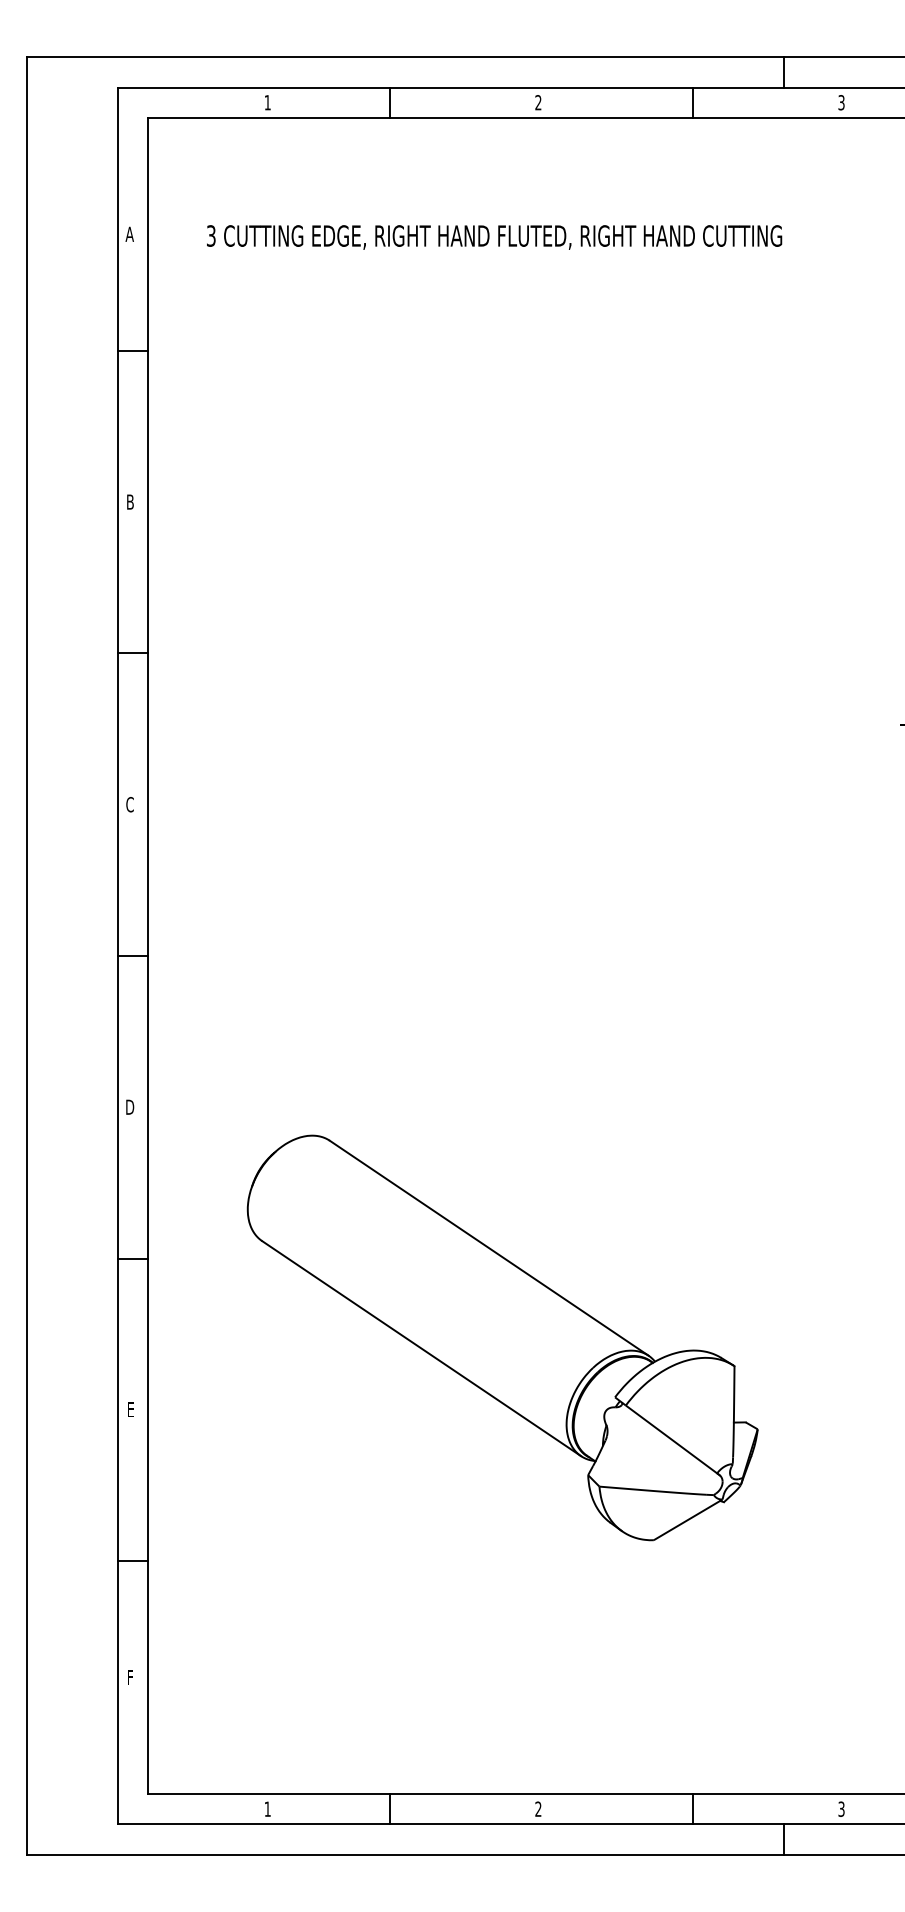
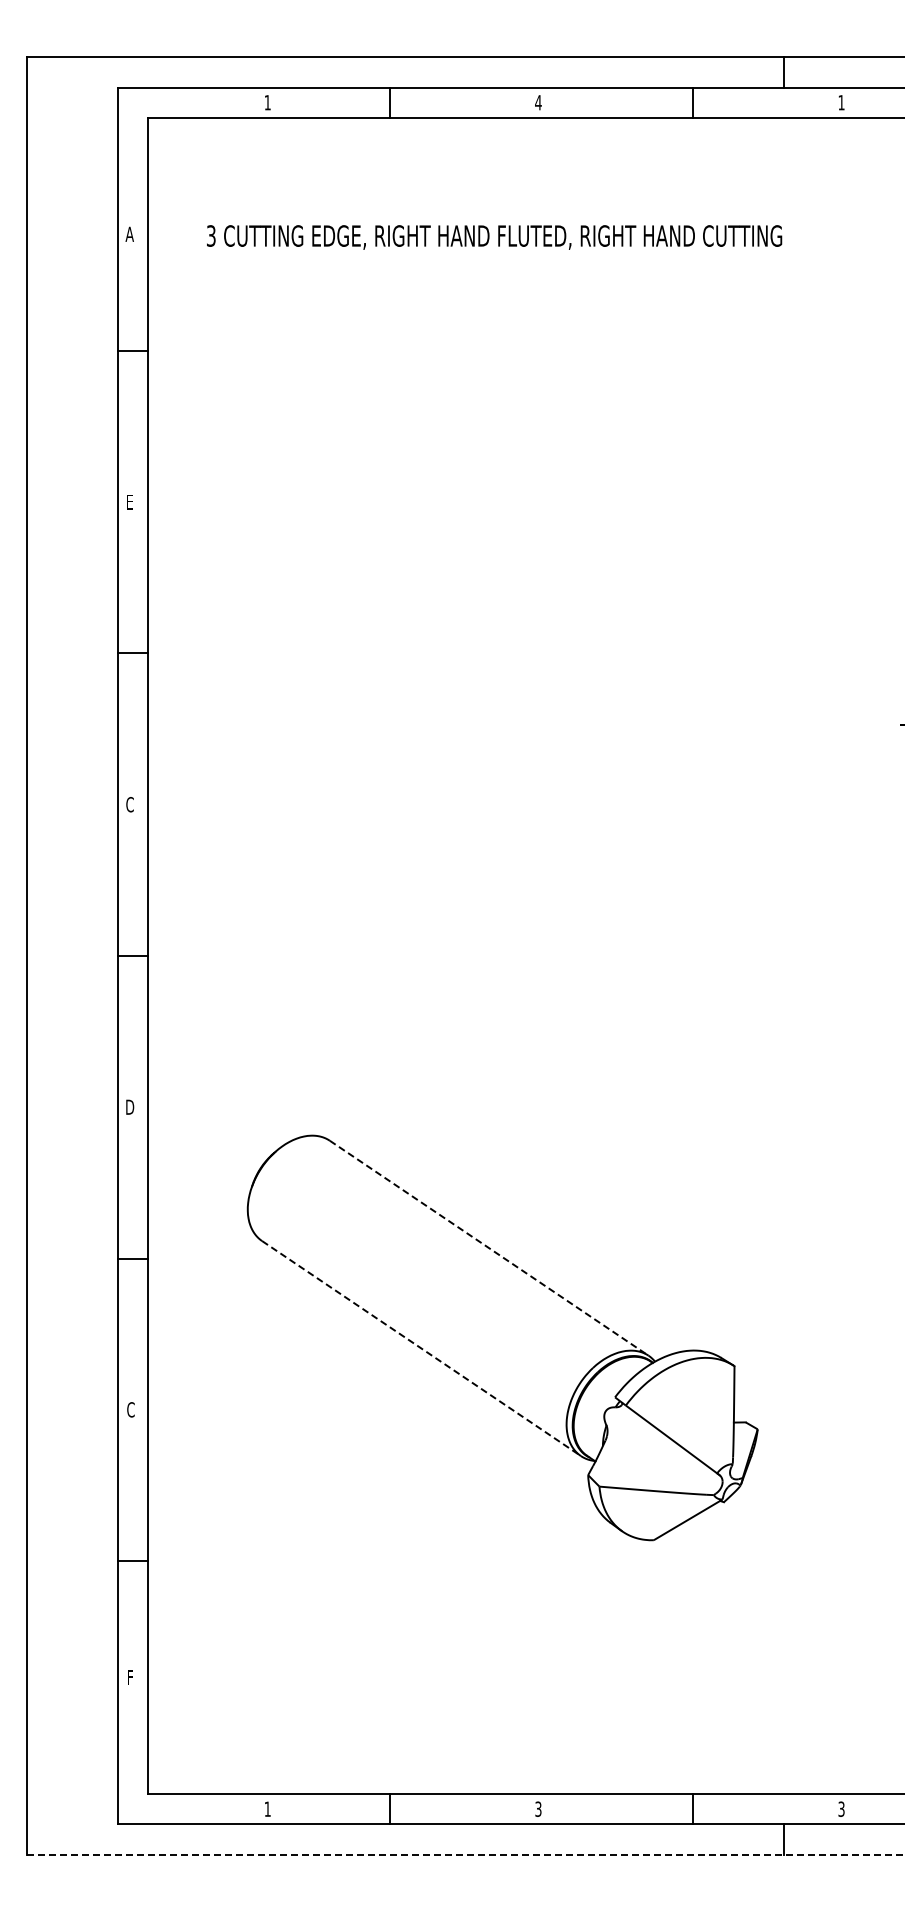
text: 2 -> 4 (538, 102)
text: 3 -> 1 (841, 102)
text: B -> E (130, 501)
line: solid -> dashed (489, 1248)
line: solid -> dashed (422, 1348)
text: E -> C (130, 1409)
text: 2 -> 3 (538, 1809)
line: solid -> dashed (466, 1854)
